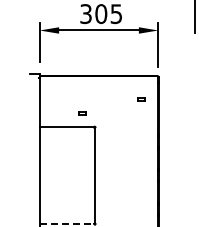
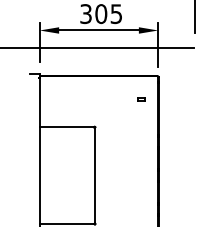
line: none -> present (98, 47)
part: present -> none (82, 113)
line: dashed -> solid (67, 224)
